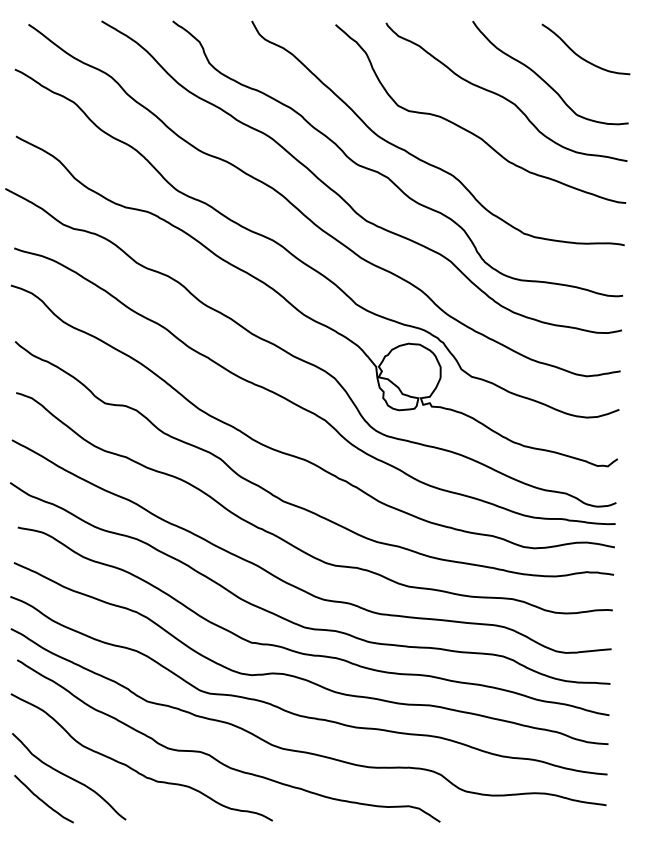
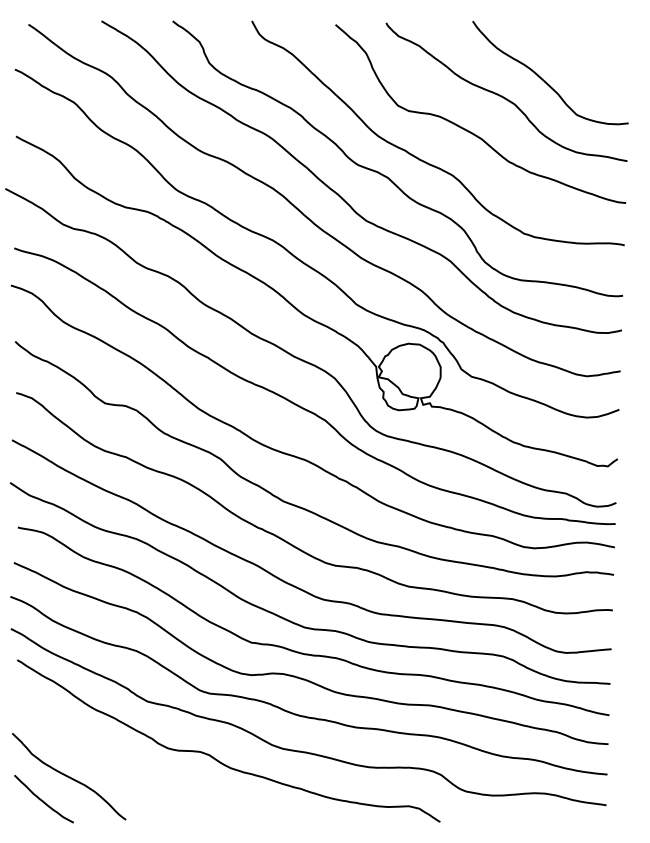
curve: present -> none (581, 56)
curve: present -> none (135, 769)
